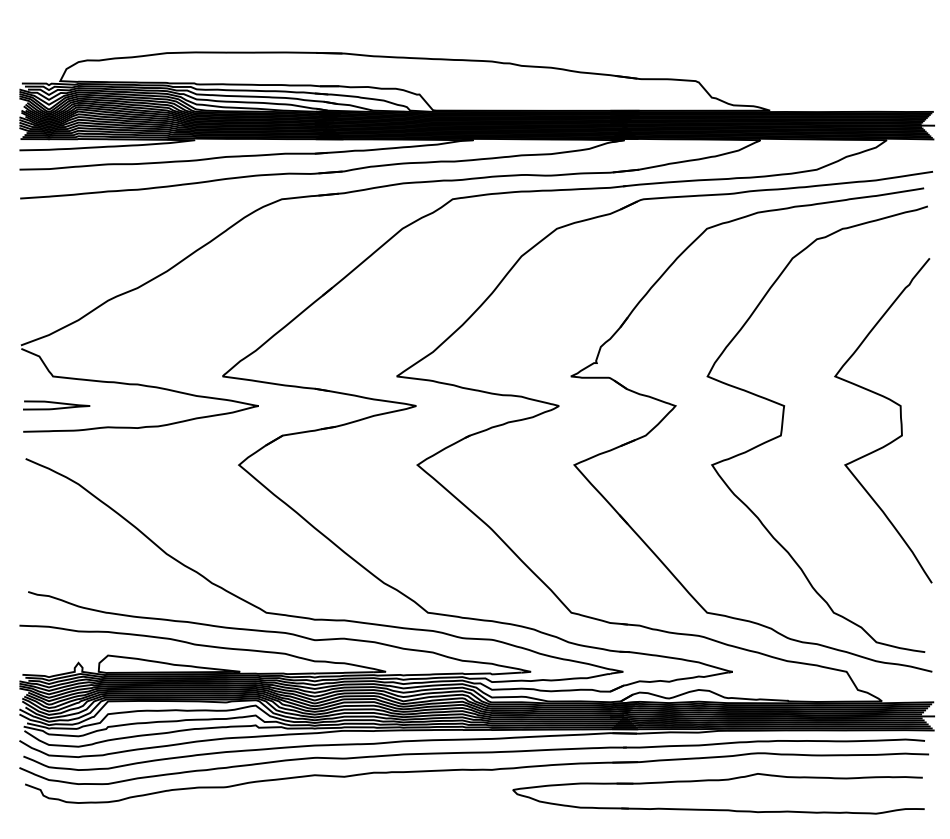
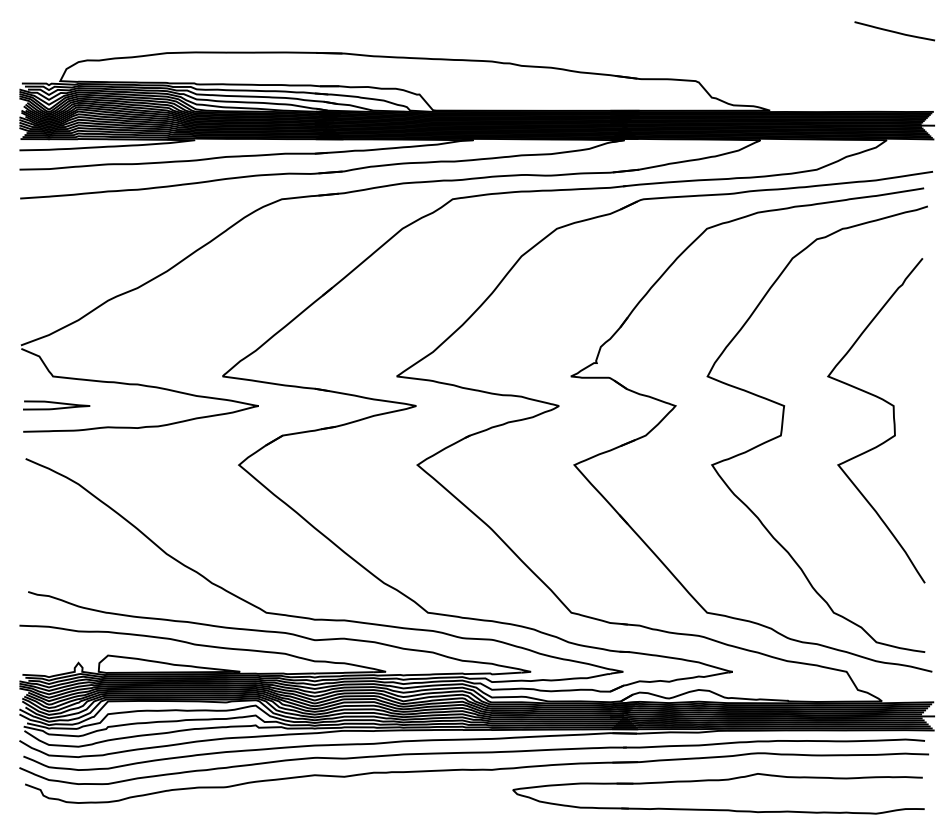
curve: none -> present (894, 31)
curve position: (900, 420) -> (893, 420) (893, 420)
